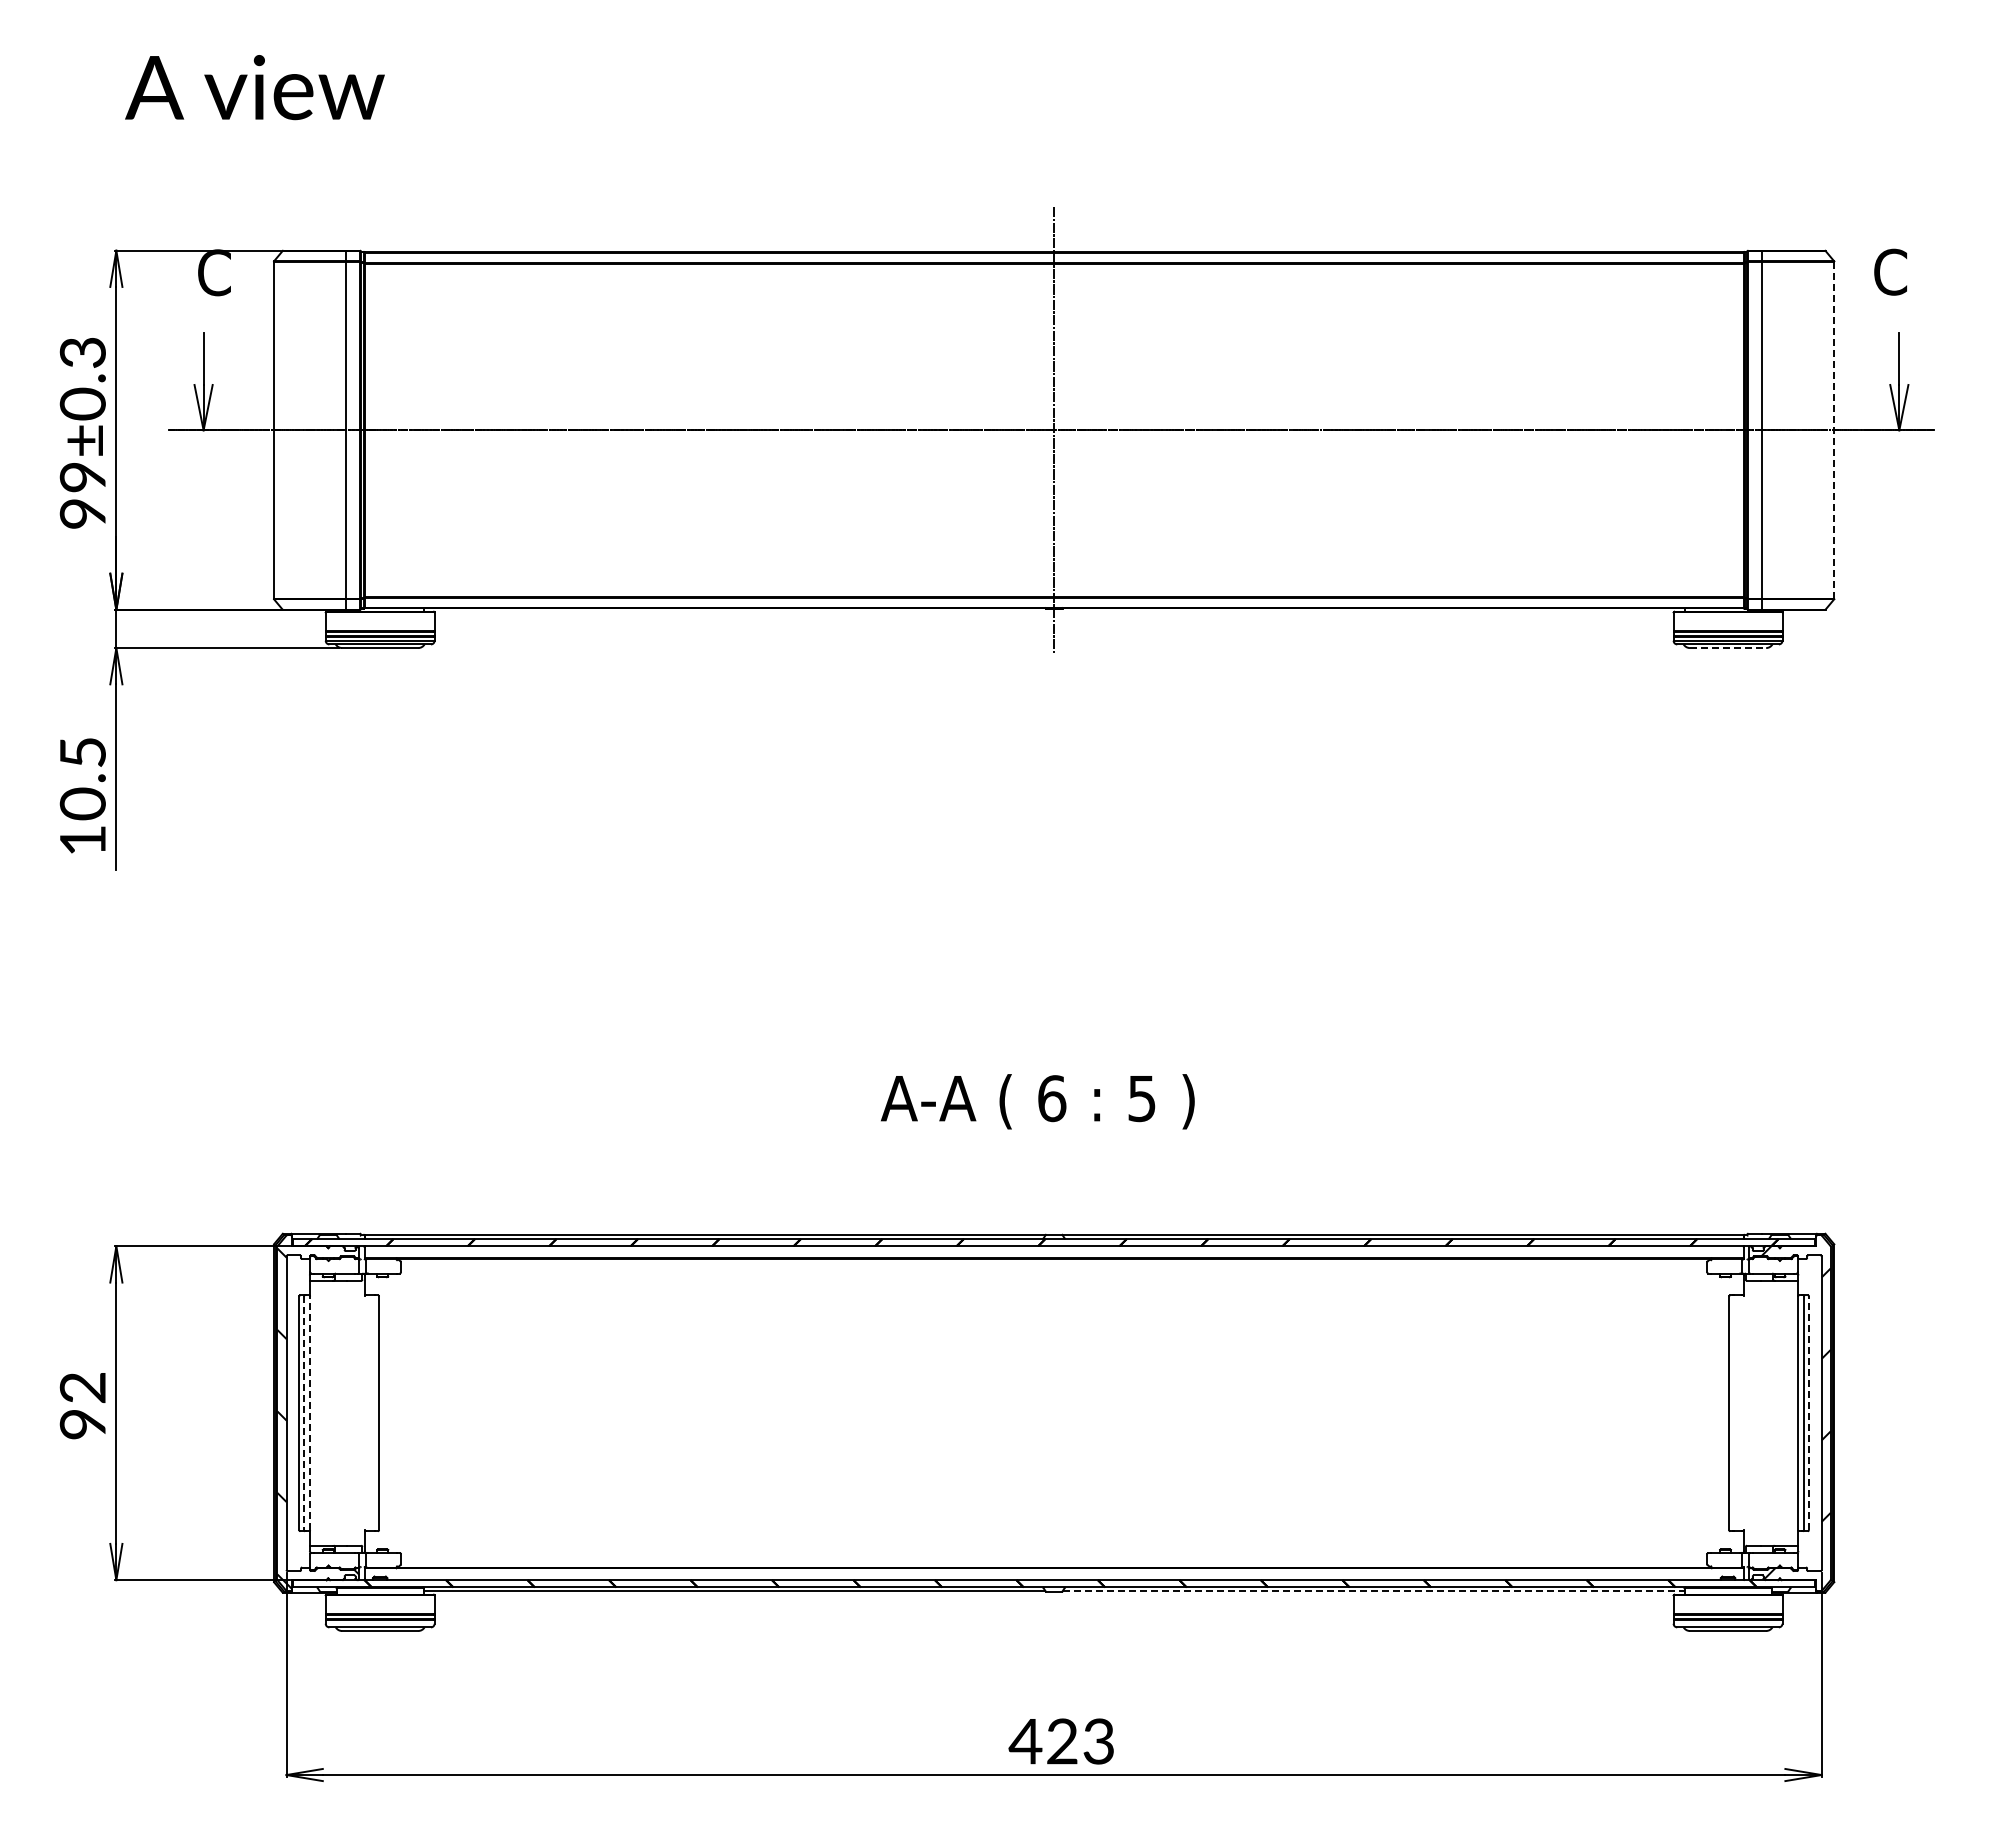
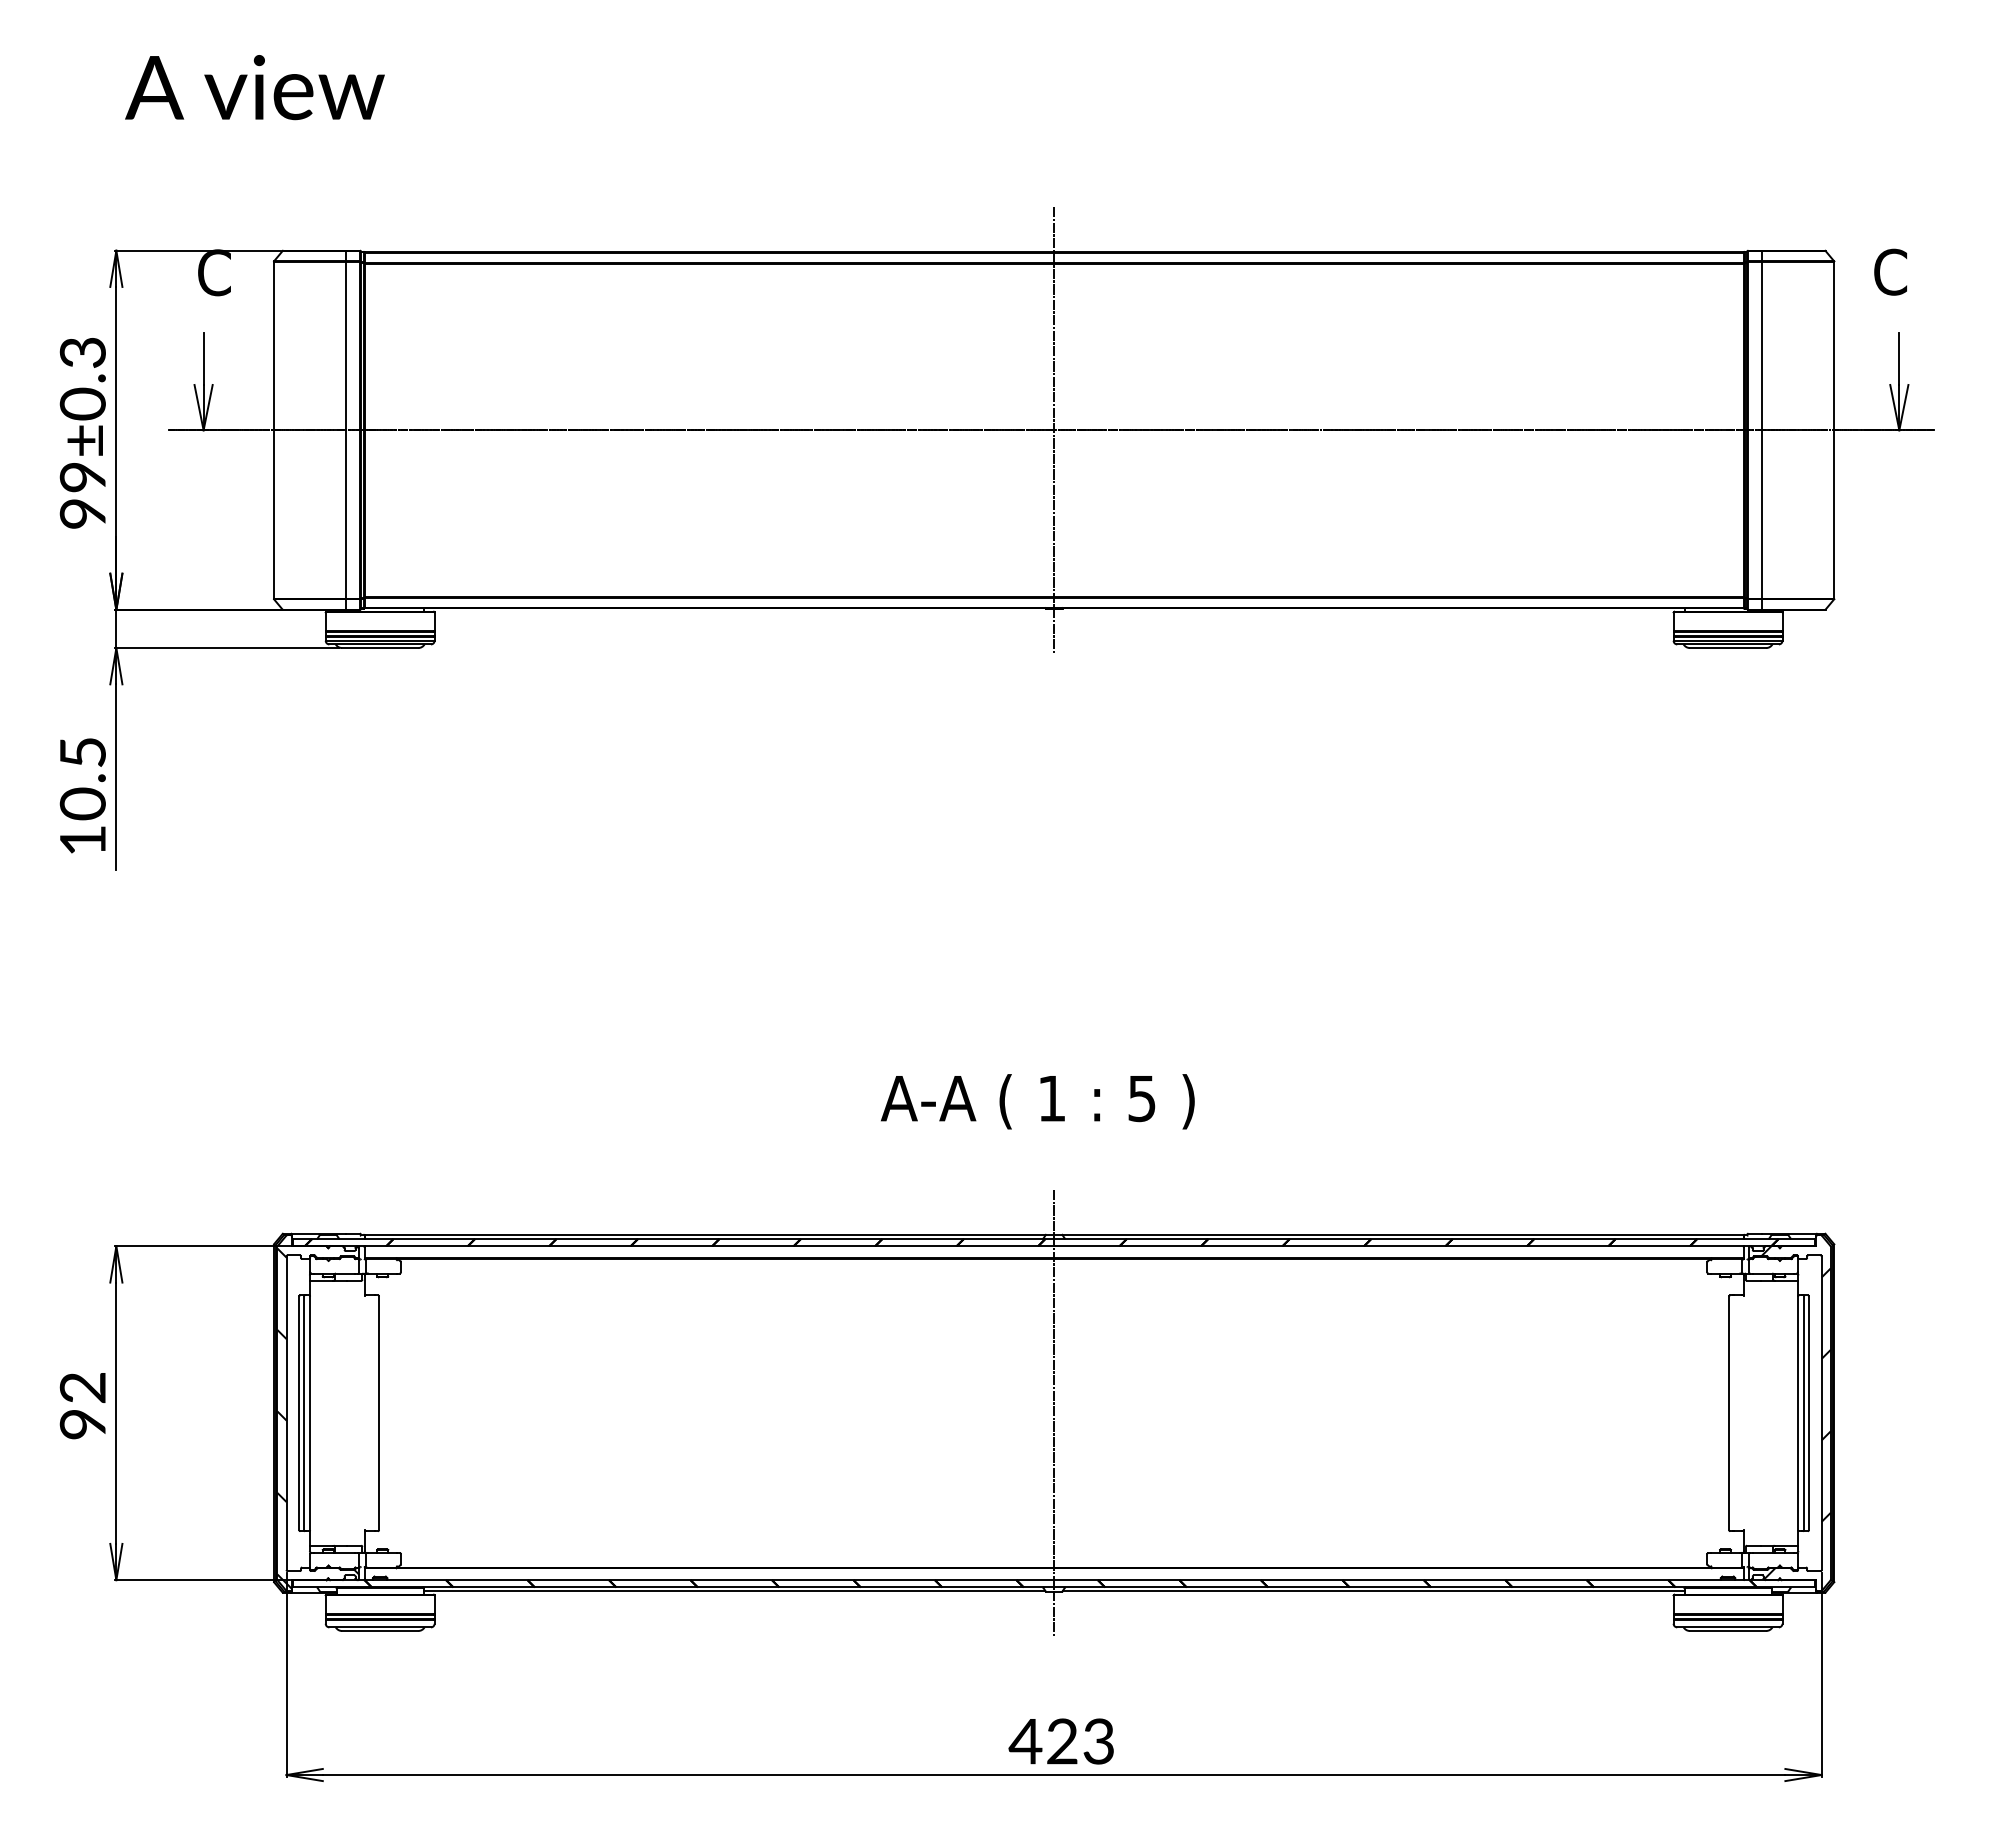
line: dashed -> solid (1834, 429)
line: dashed -> solid (1728, 648)
text: 6 -> 1 (1052, 1098)
line: dashed -> solid (303, 1413)
line: dashed -> solid (310, 1413)
line: none -> present (1054, 1413)
line: dashed -> solid (1808, 1413)
line: dashed -> solid (1373, 1591)
